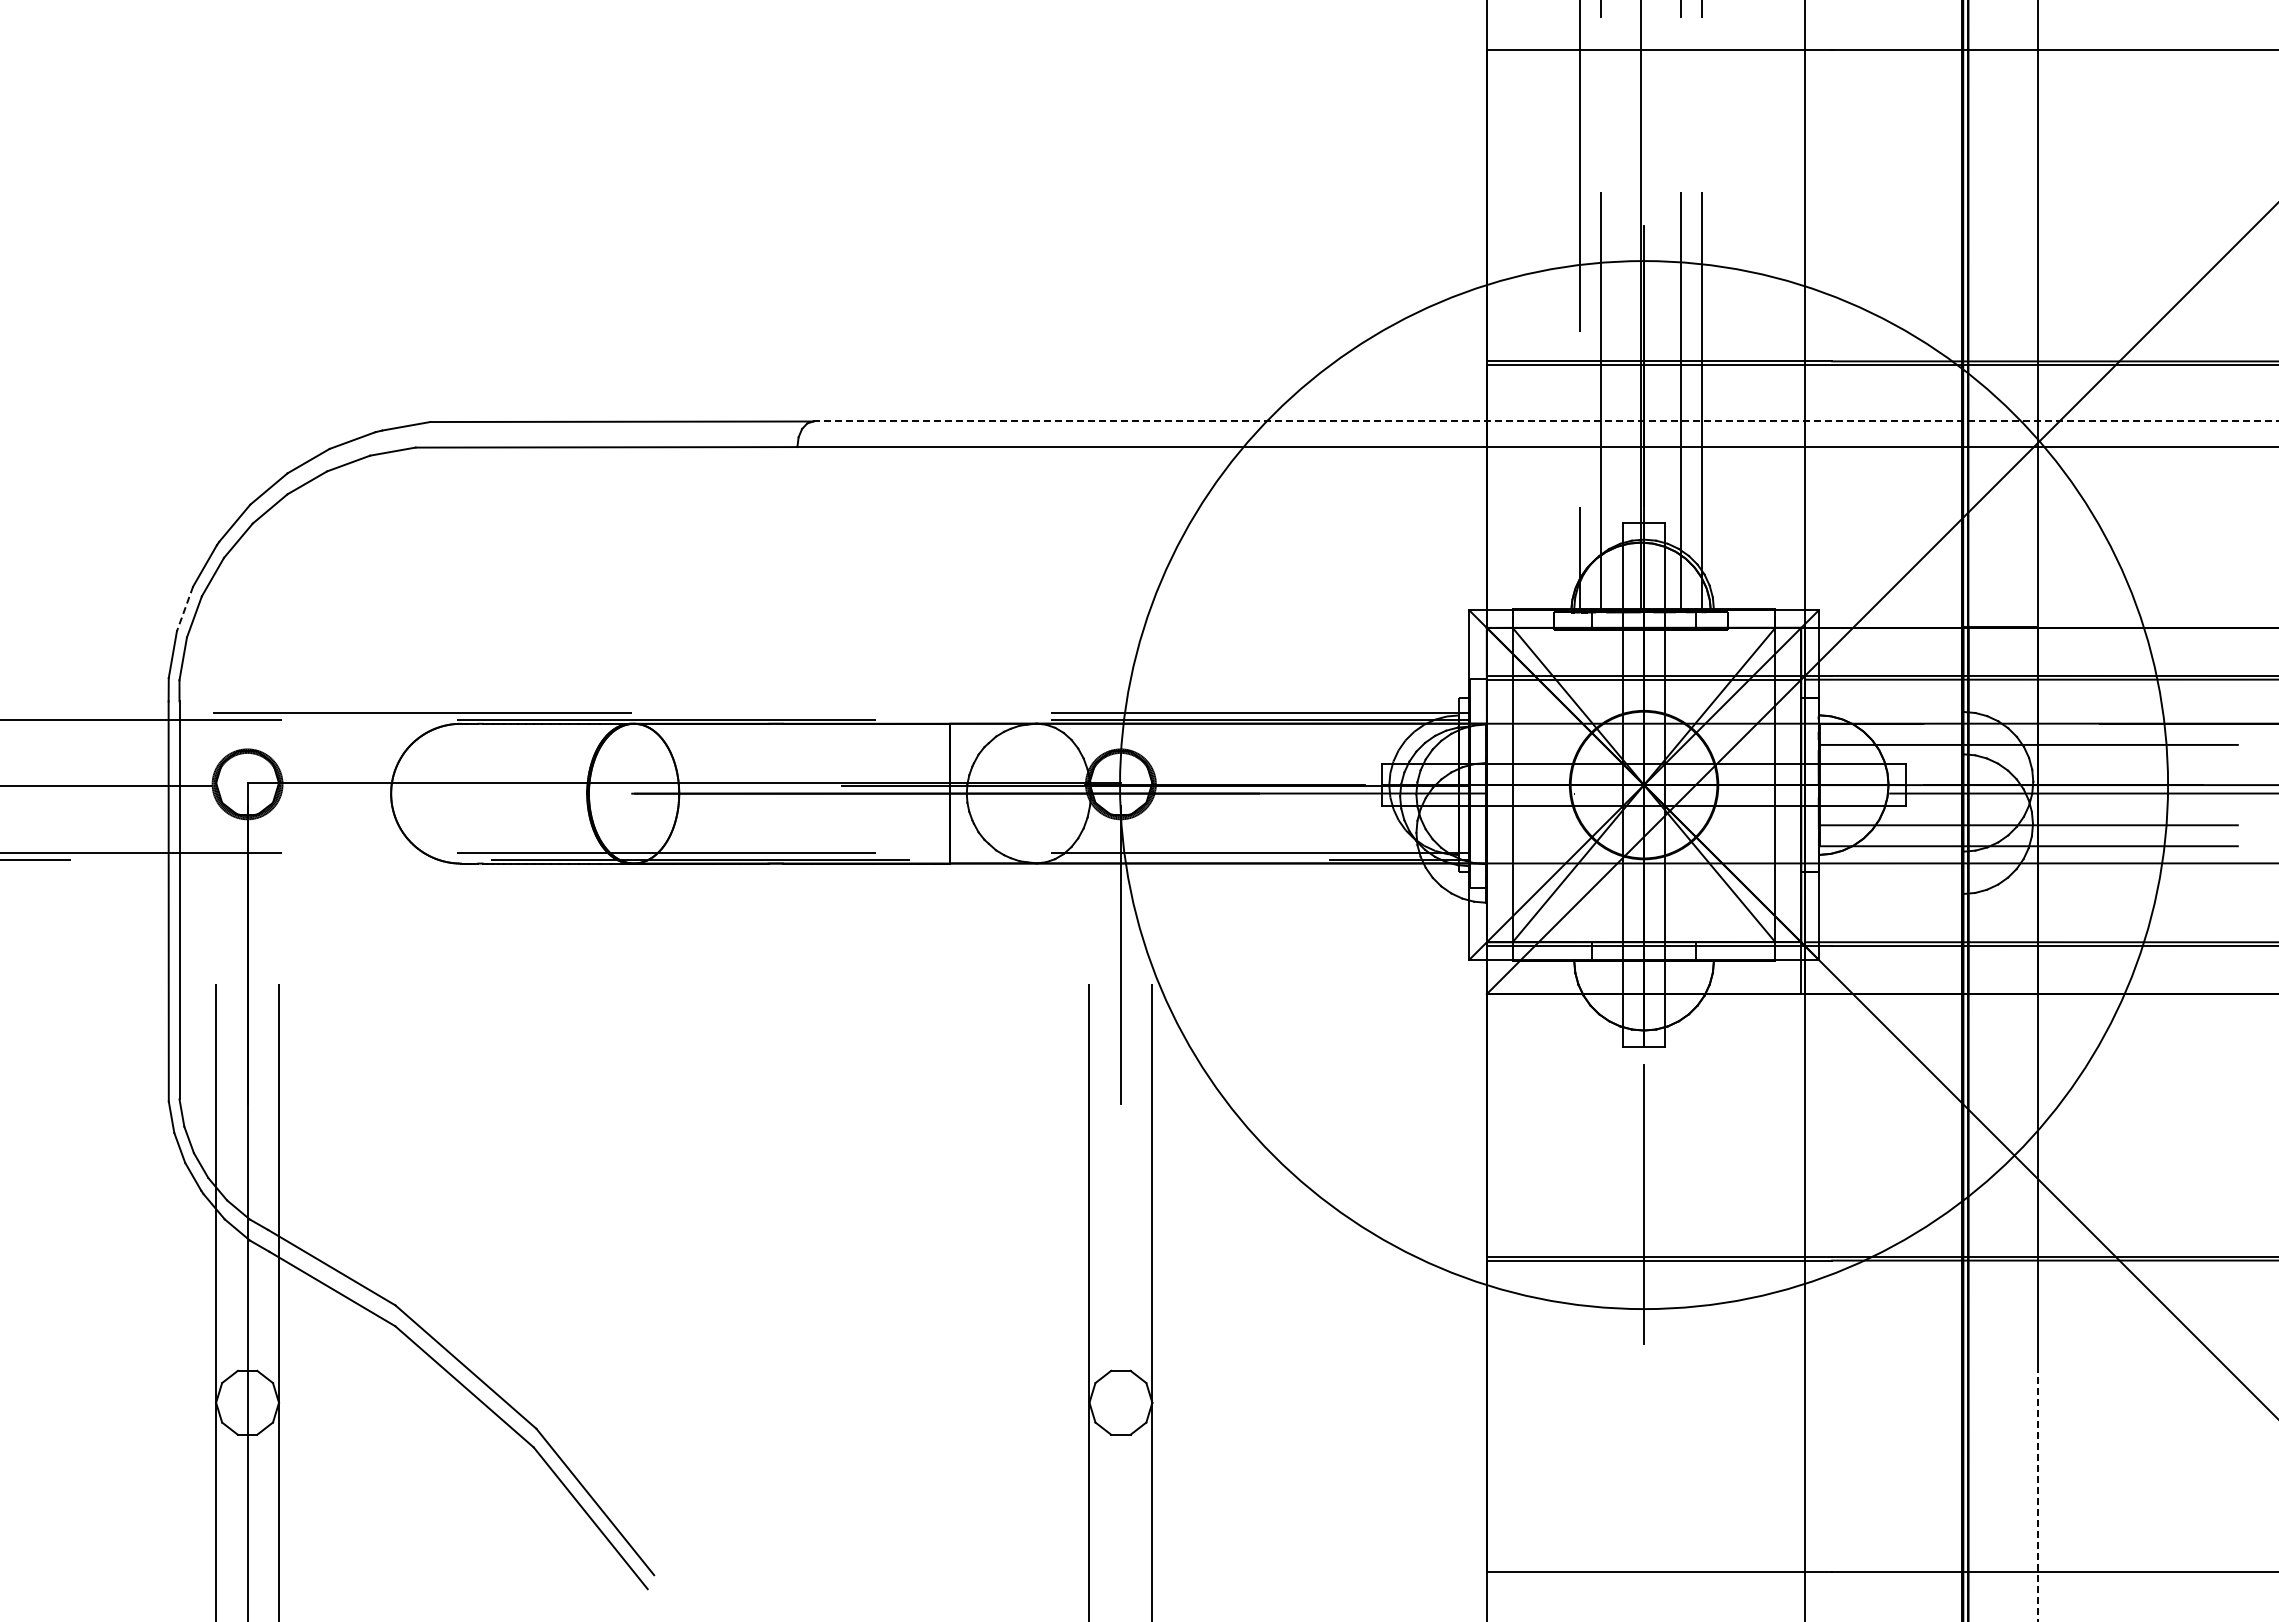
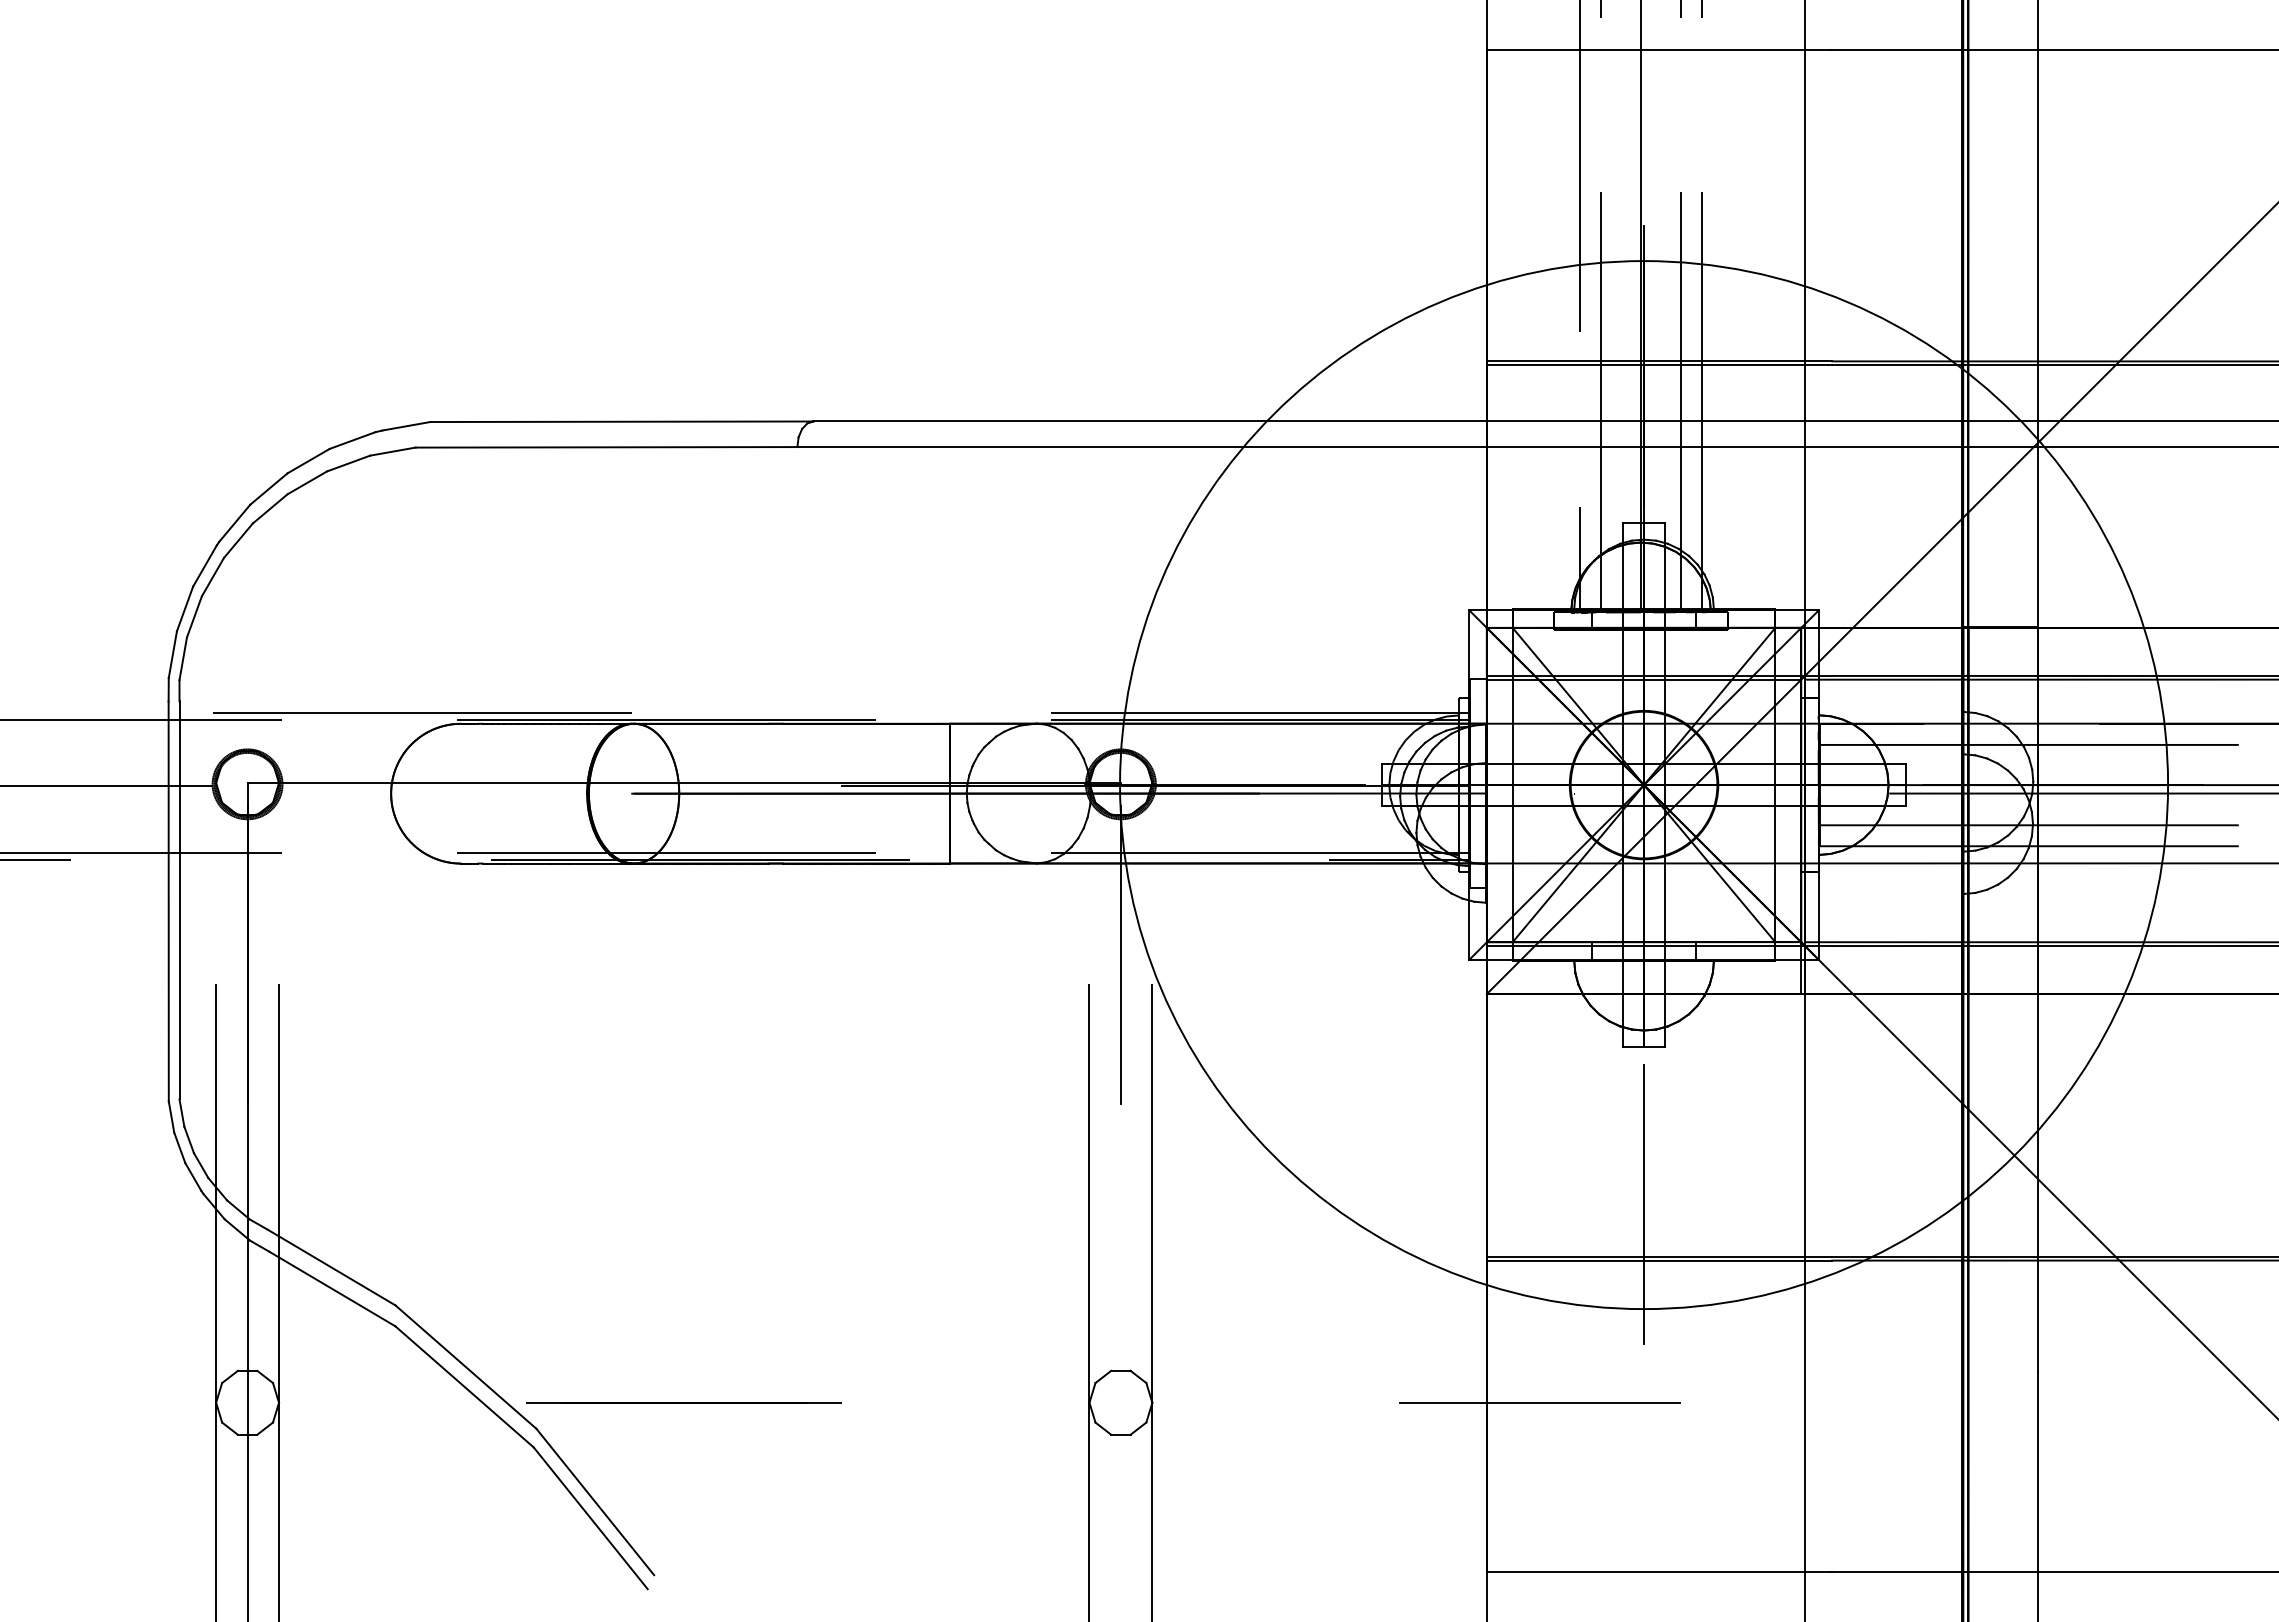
line: dashed -> solid (1546, 421)
line: dashed -> solid (185, 608)
line: none -> present (683, 1402)
line: none -> present (1539, 1402)
line: dashed -> solid (2038, 1496)
